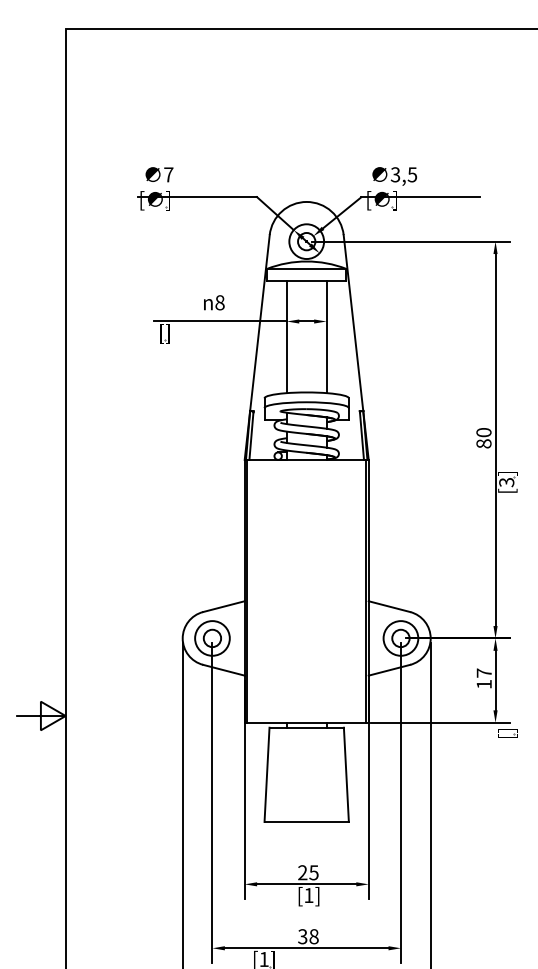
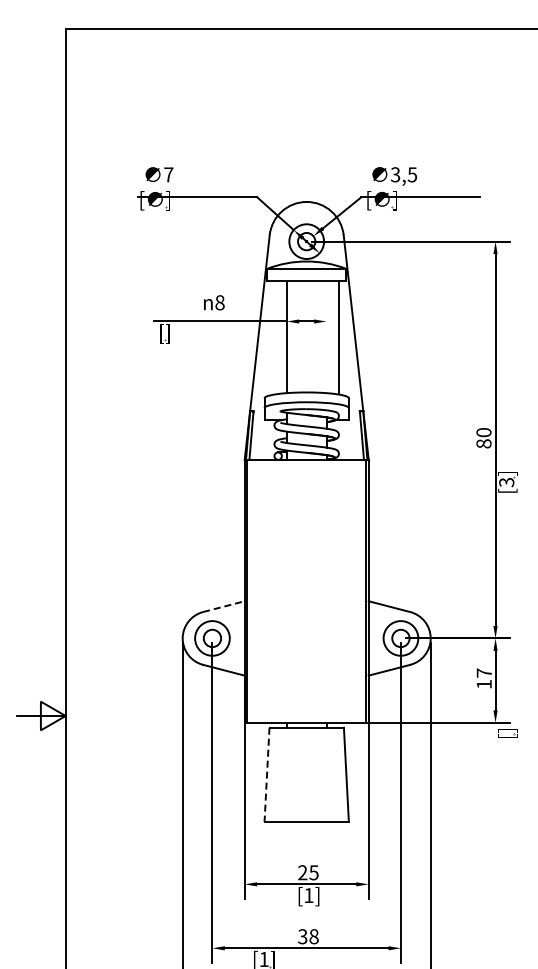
line position: (326, 337) -> (338, 337) (338, 337)
line: solid -> dashed (224, 606)
line: solid -> dashed (267, 775)
